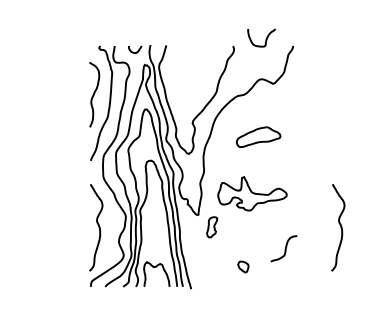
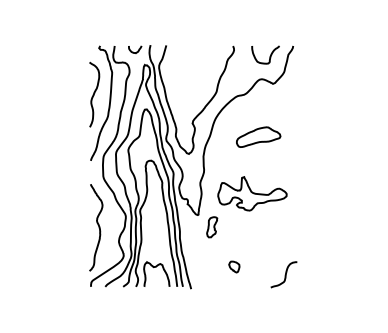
curve position: (265, 39) -> (269, 56) (269, 56)
curve: present -> none (340, 227)
curve position: (284, 249) -> (284, 275) (284, 275)
part position: (243, 266) -> (234, 266) (234, 266)
